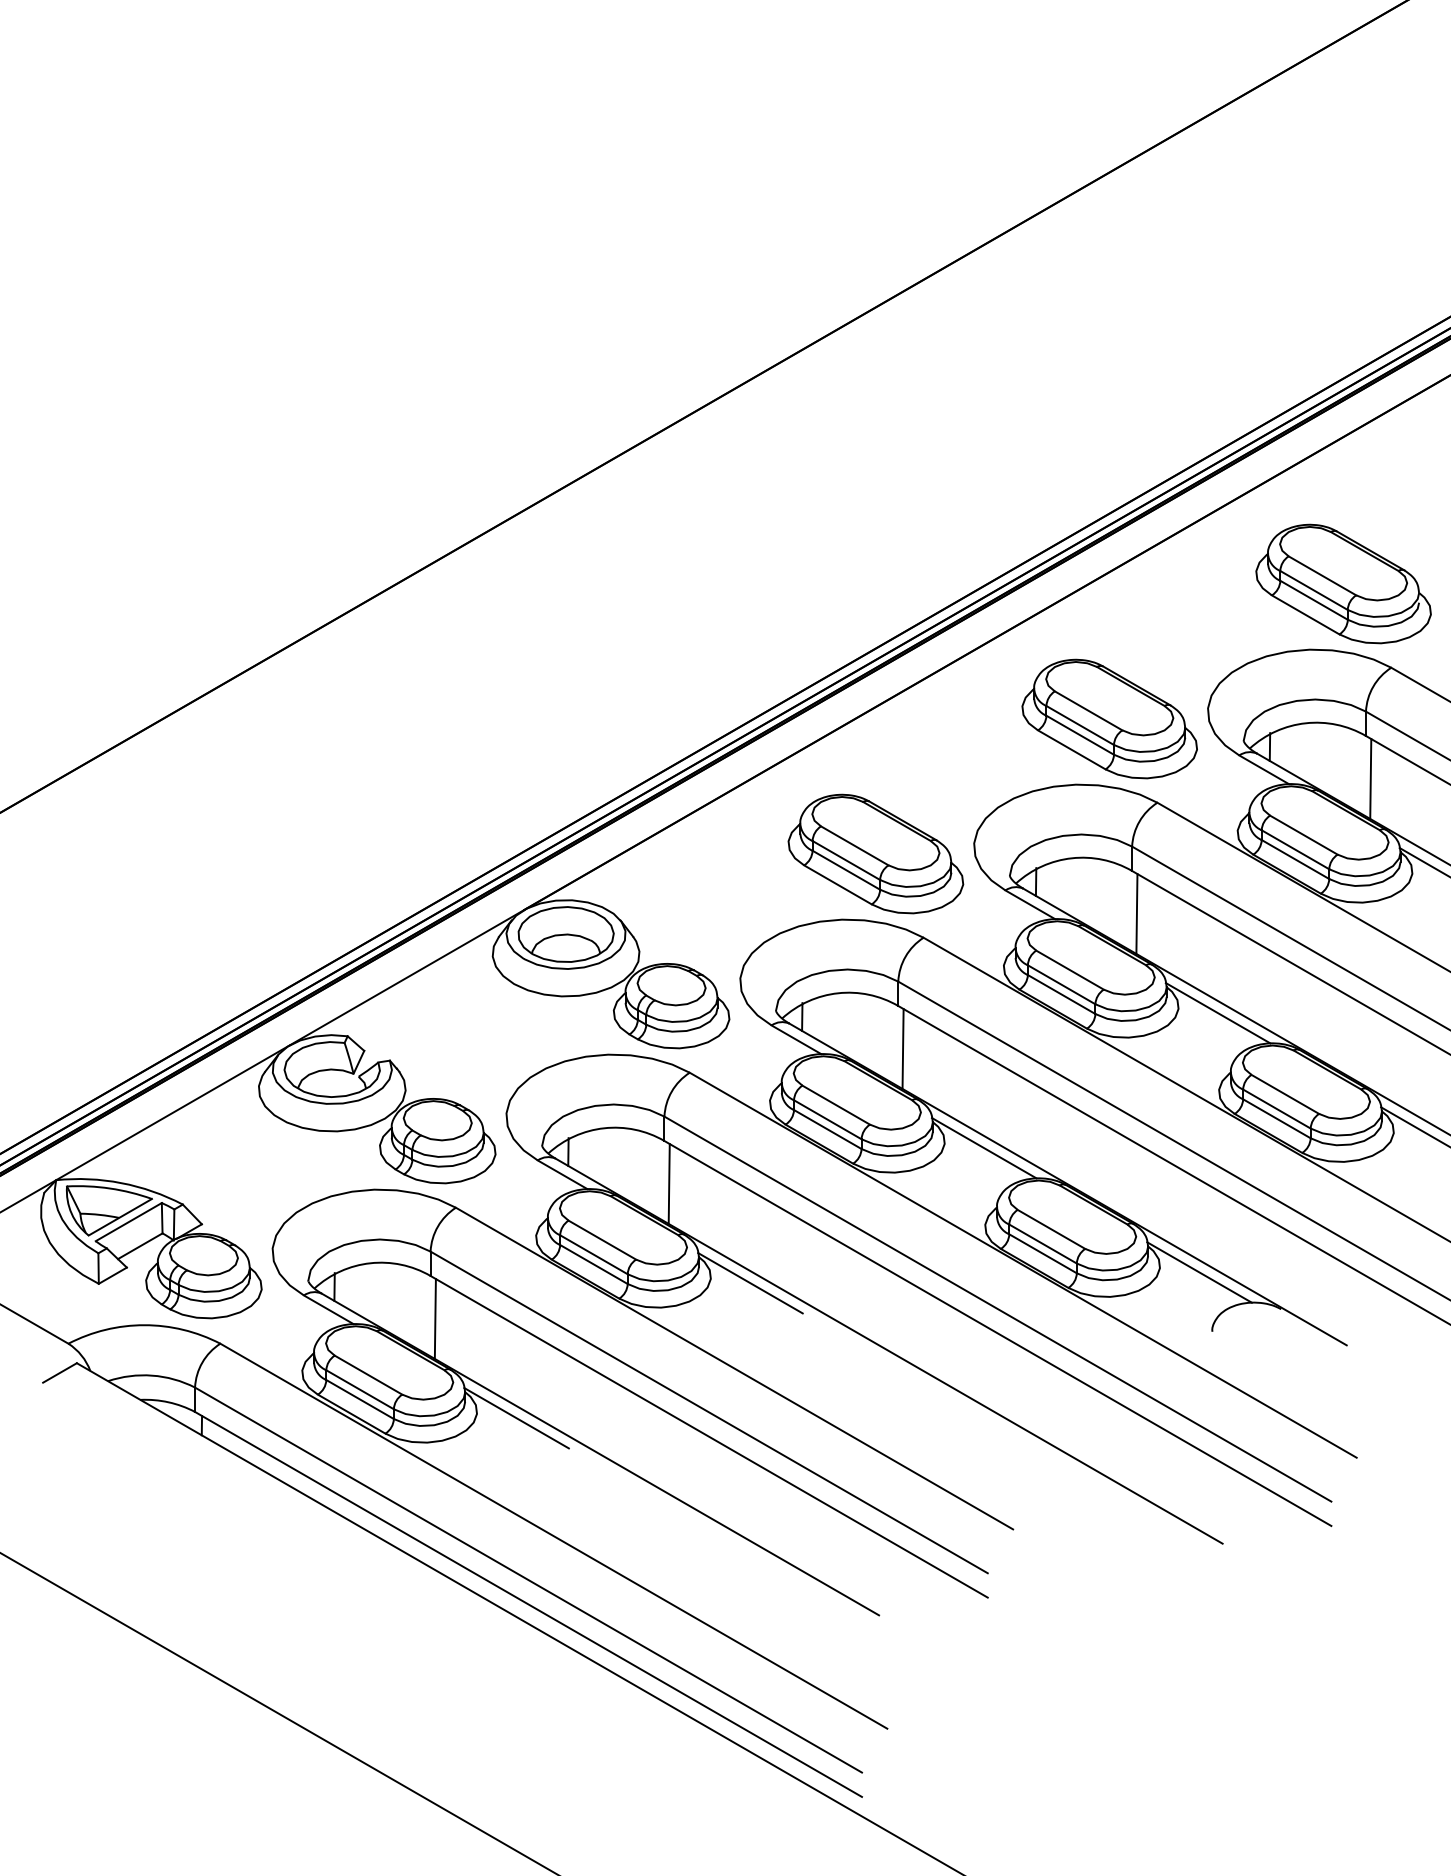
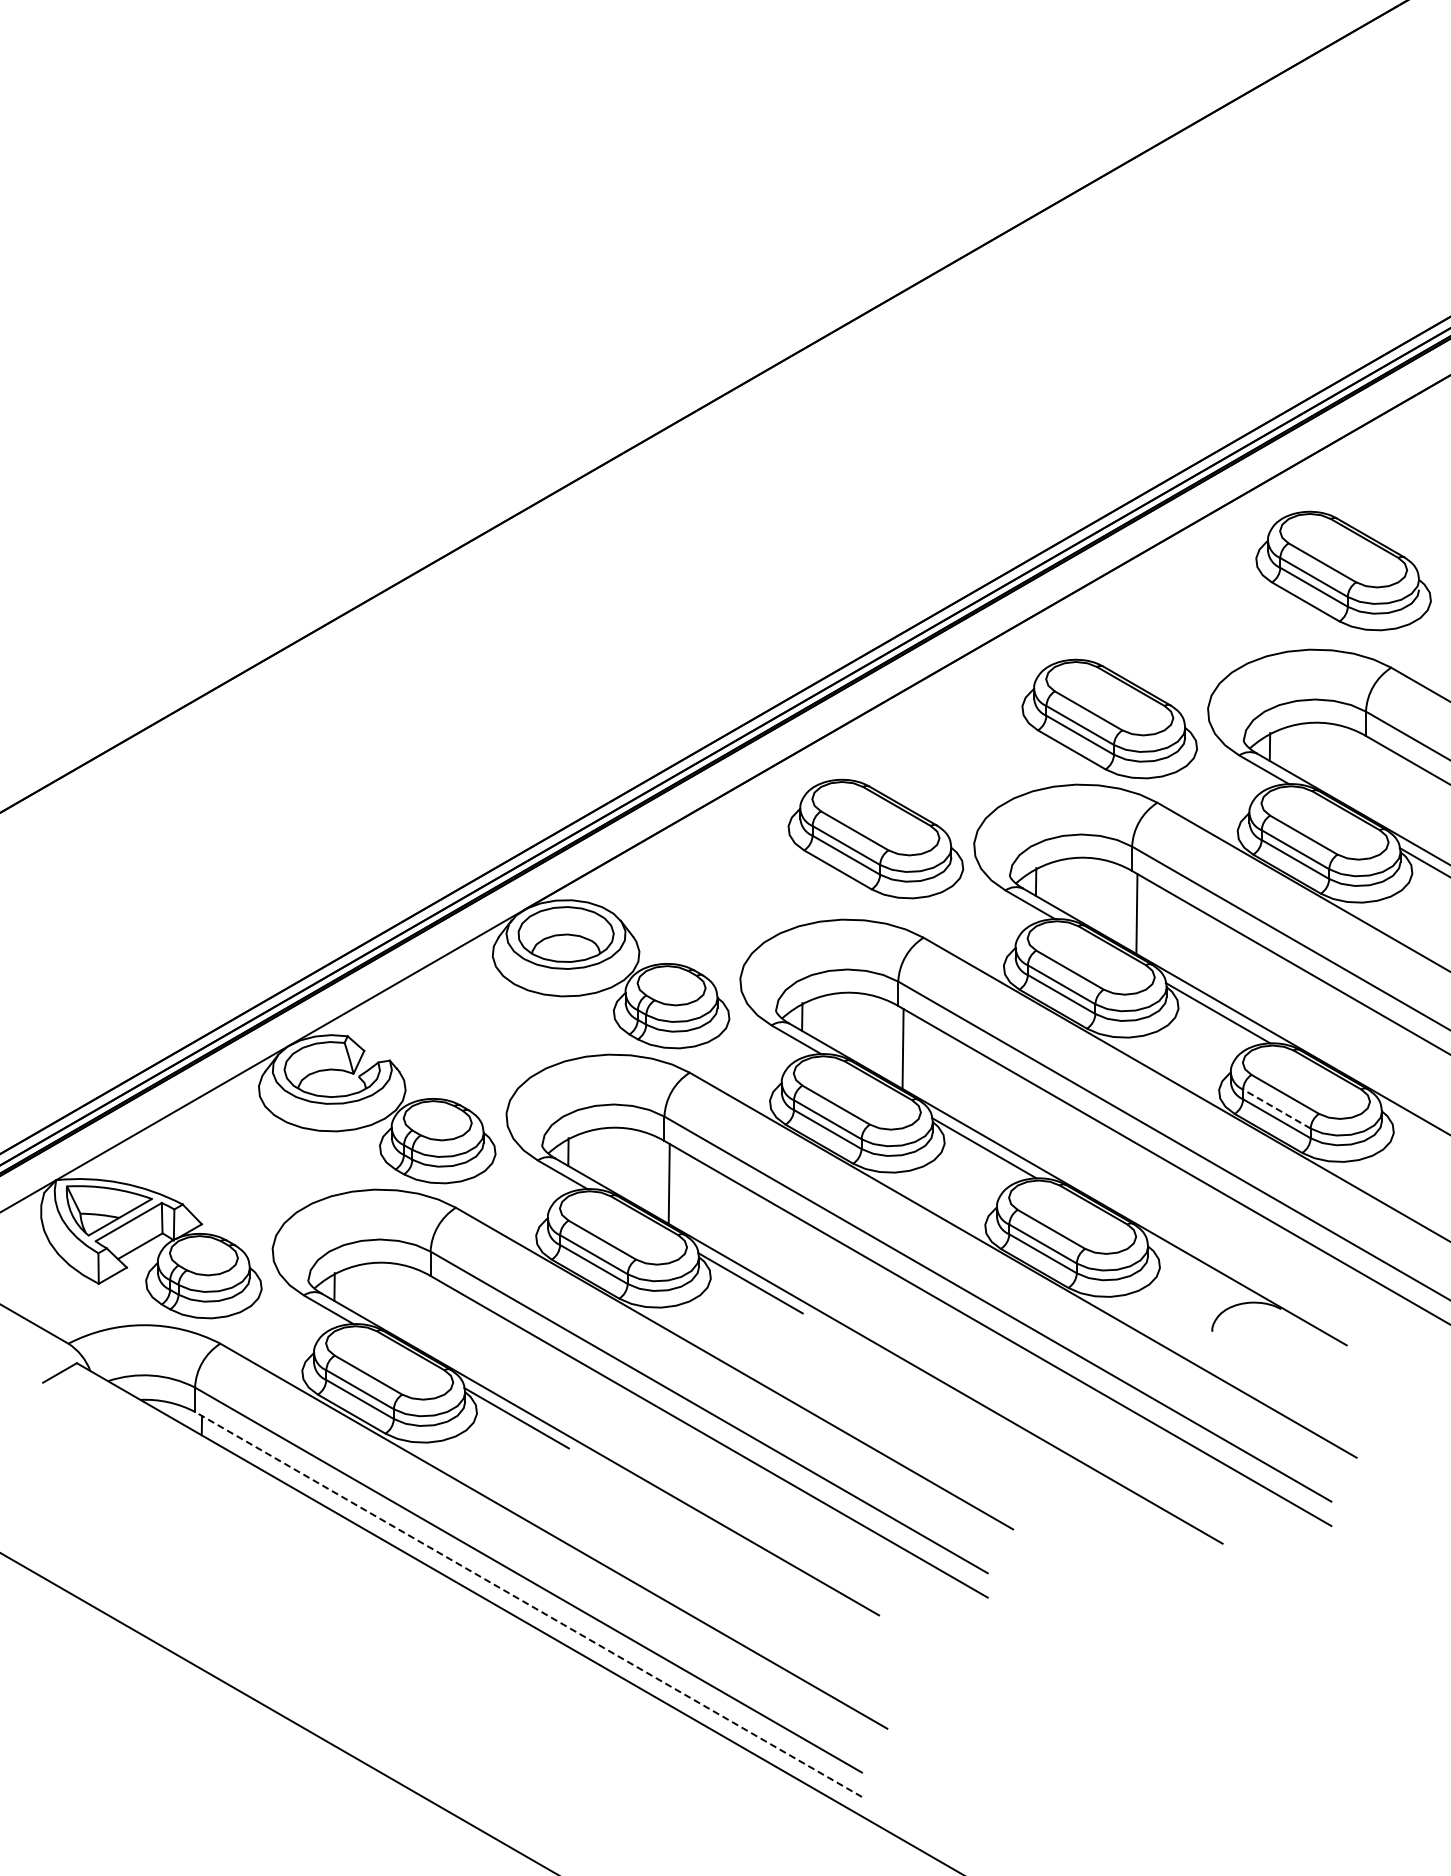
part position: (1343, 583) -> (1343, 570) (1343, 570)
line: present -> none (1370, 778)
part position: (875, 853) -> (875, 838) (875, 838)
line: solid -> dashed (1276, 1109)
line: present -> none (1414, 1126)
line: present -> none (1199, 1272)
line: present -> none (434, 1318)
line: solid -> dashed (528, 1604)
